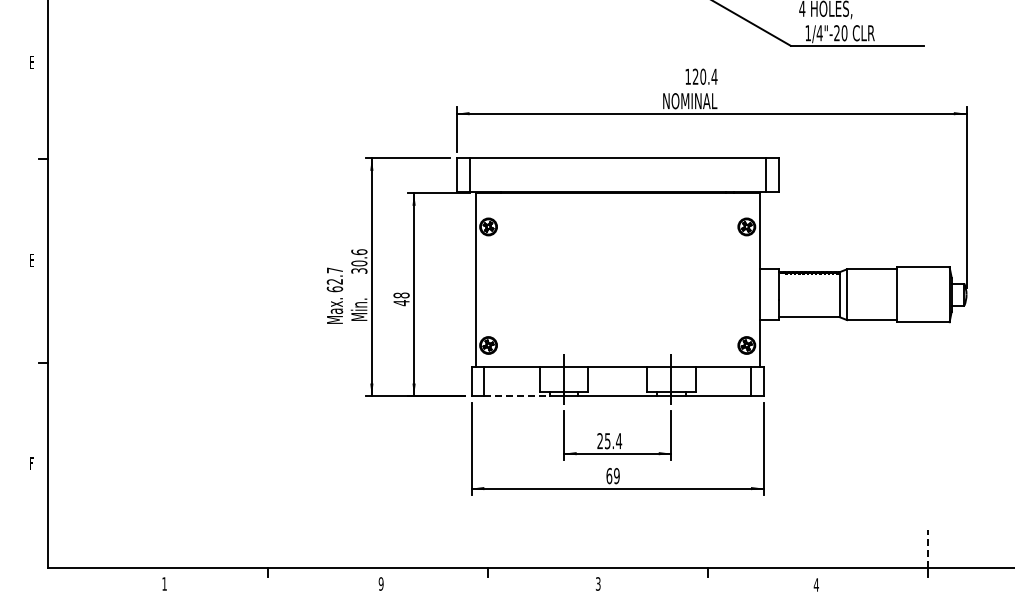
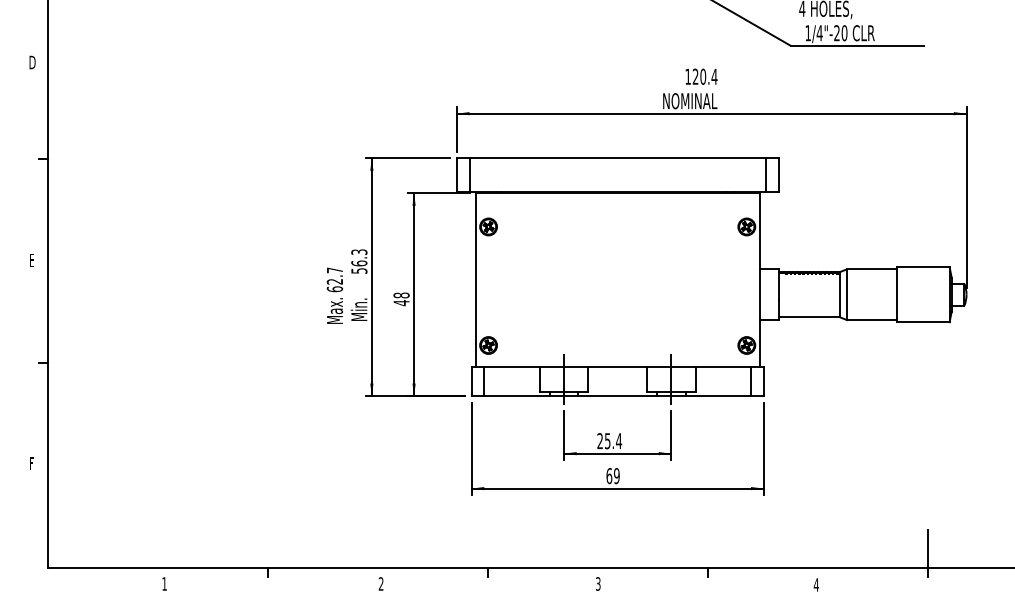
text: E -> D (32, 62)
text: 30.6 -> 56.3 (359, 261)
line: dashed -> solid (516, 396)
line: dashed -> solid (927, 548)
text: 9 -> 2 (380, 583)
